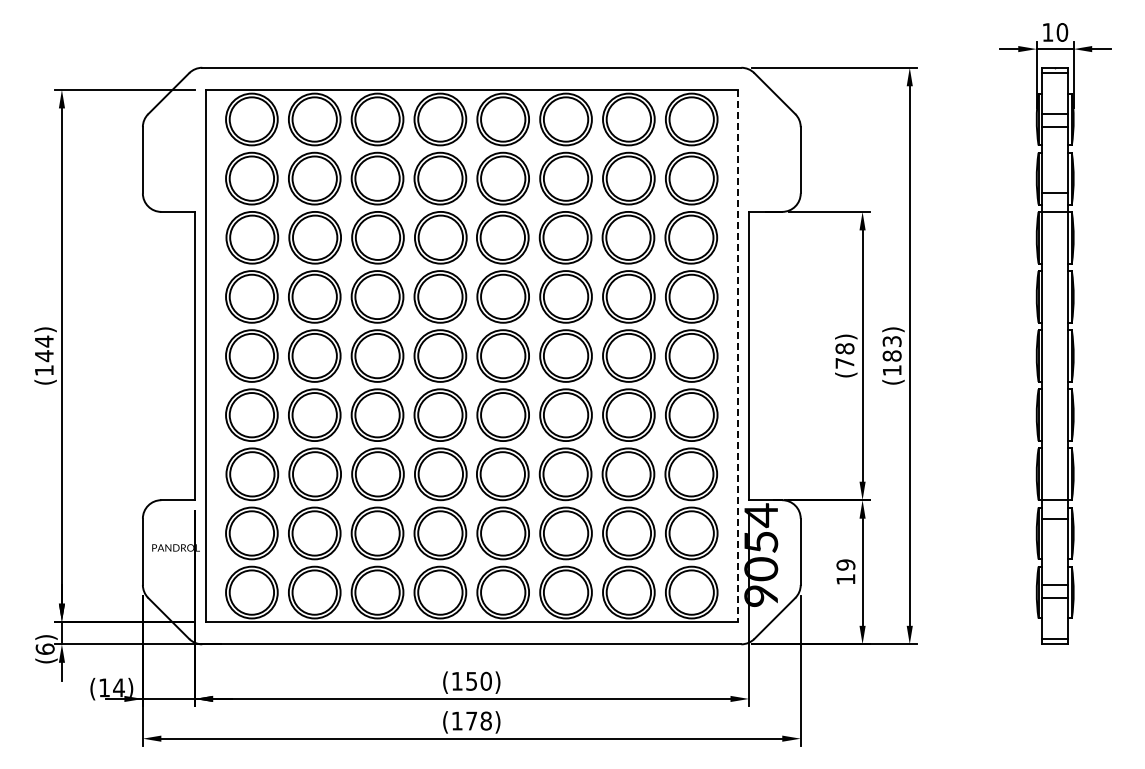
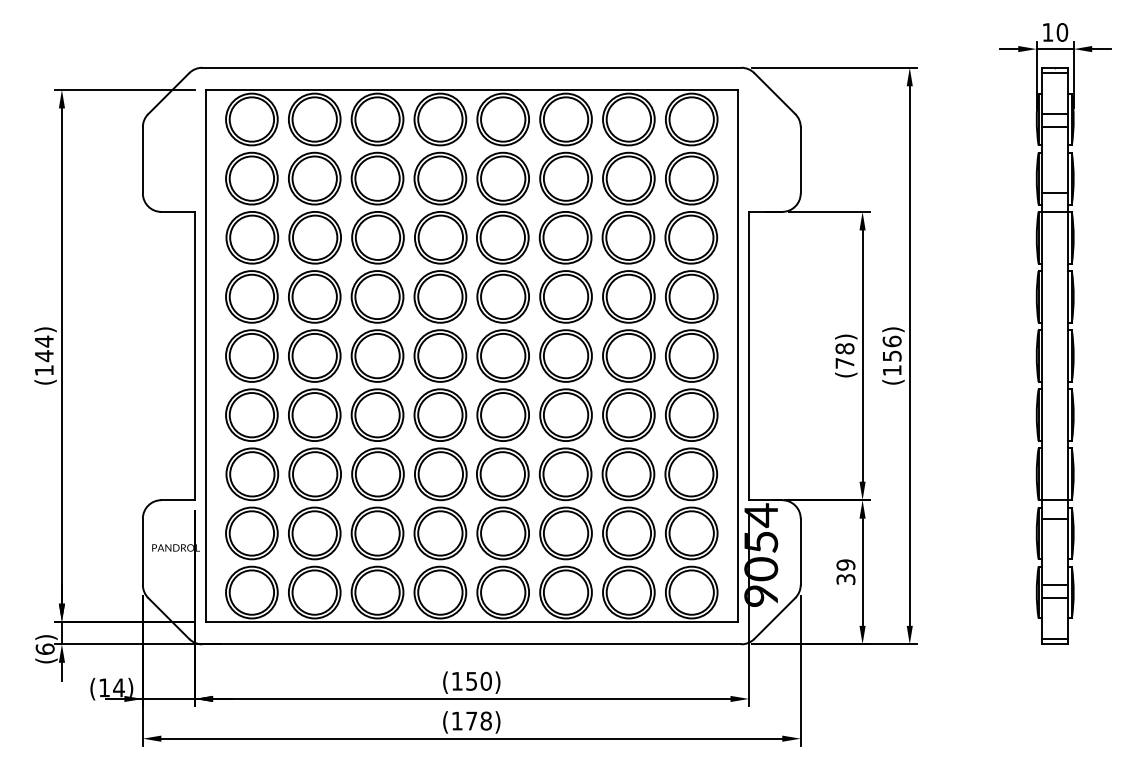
text: (183) -> (156) (891, 348)
line: dashed -> solid (737, 356)
text: 19 -> 39 (845, 579)
